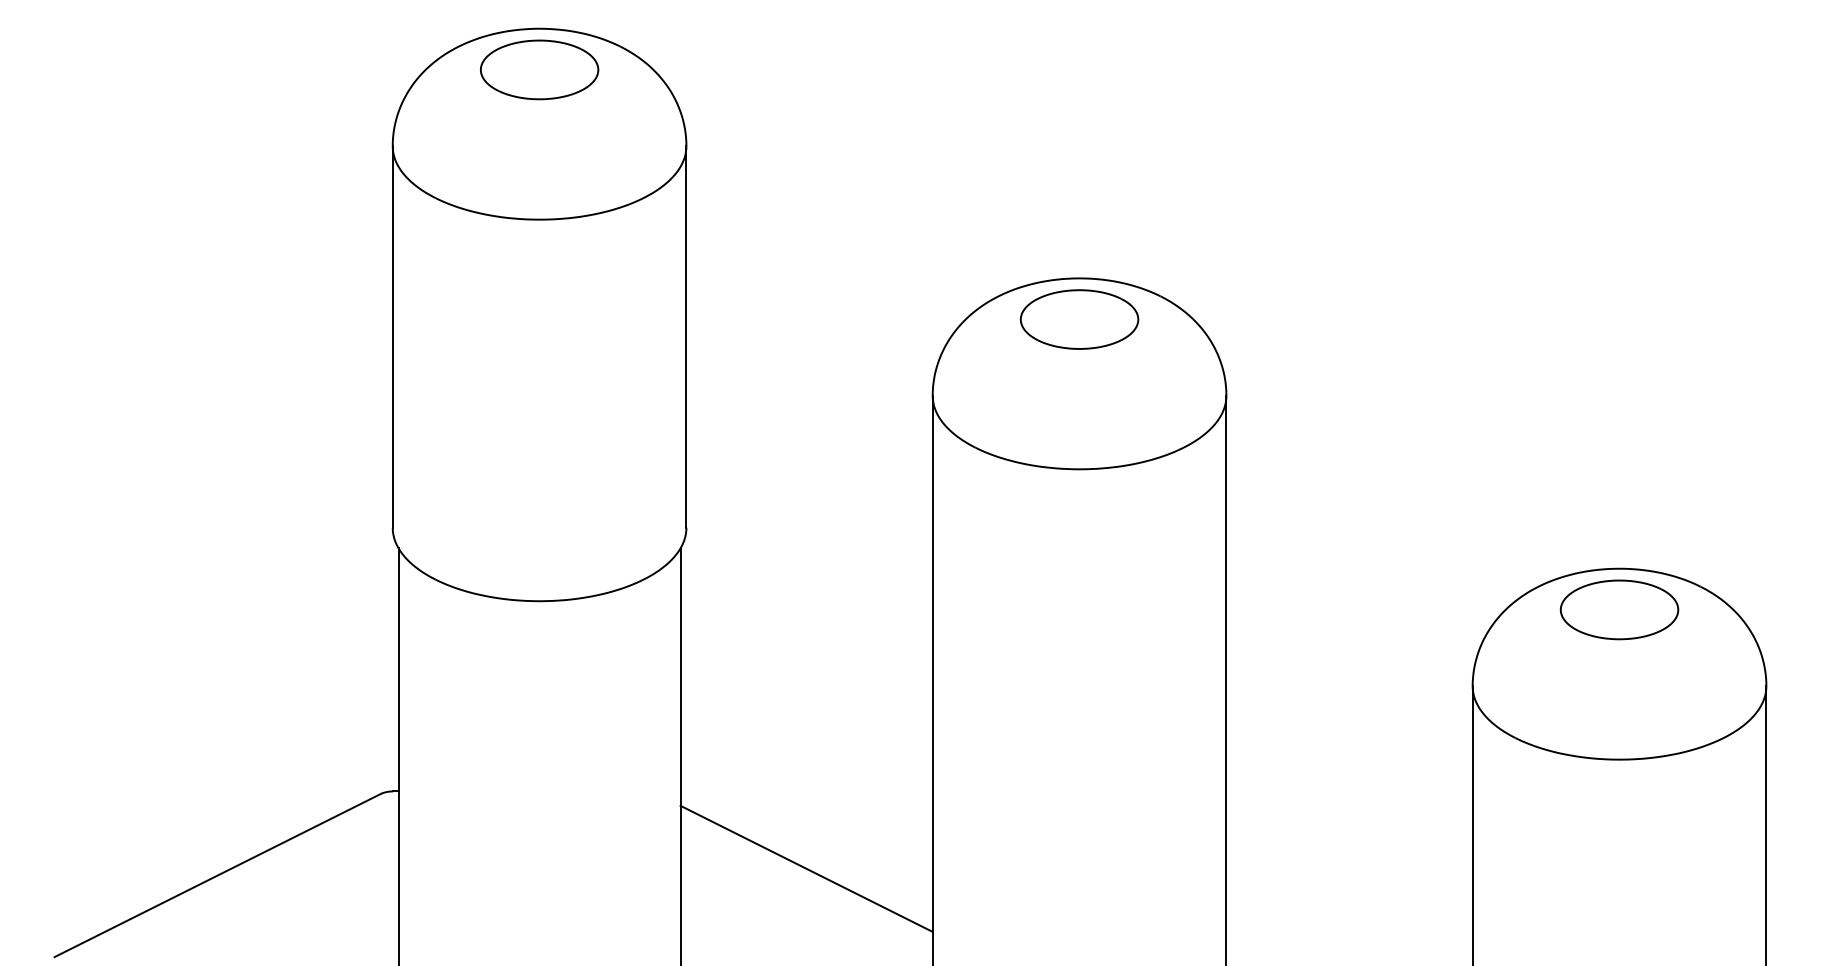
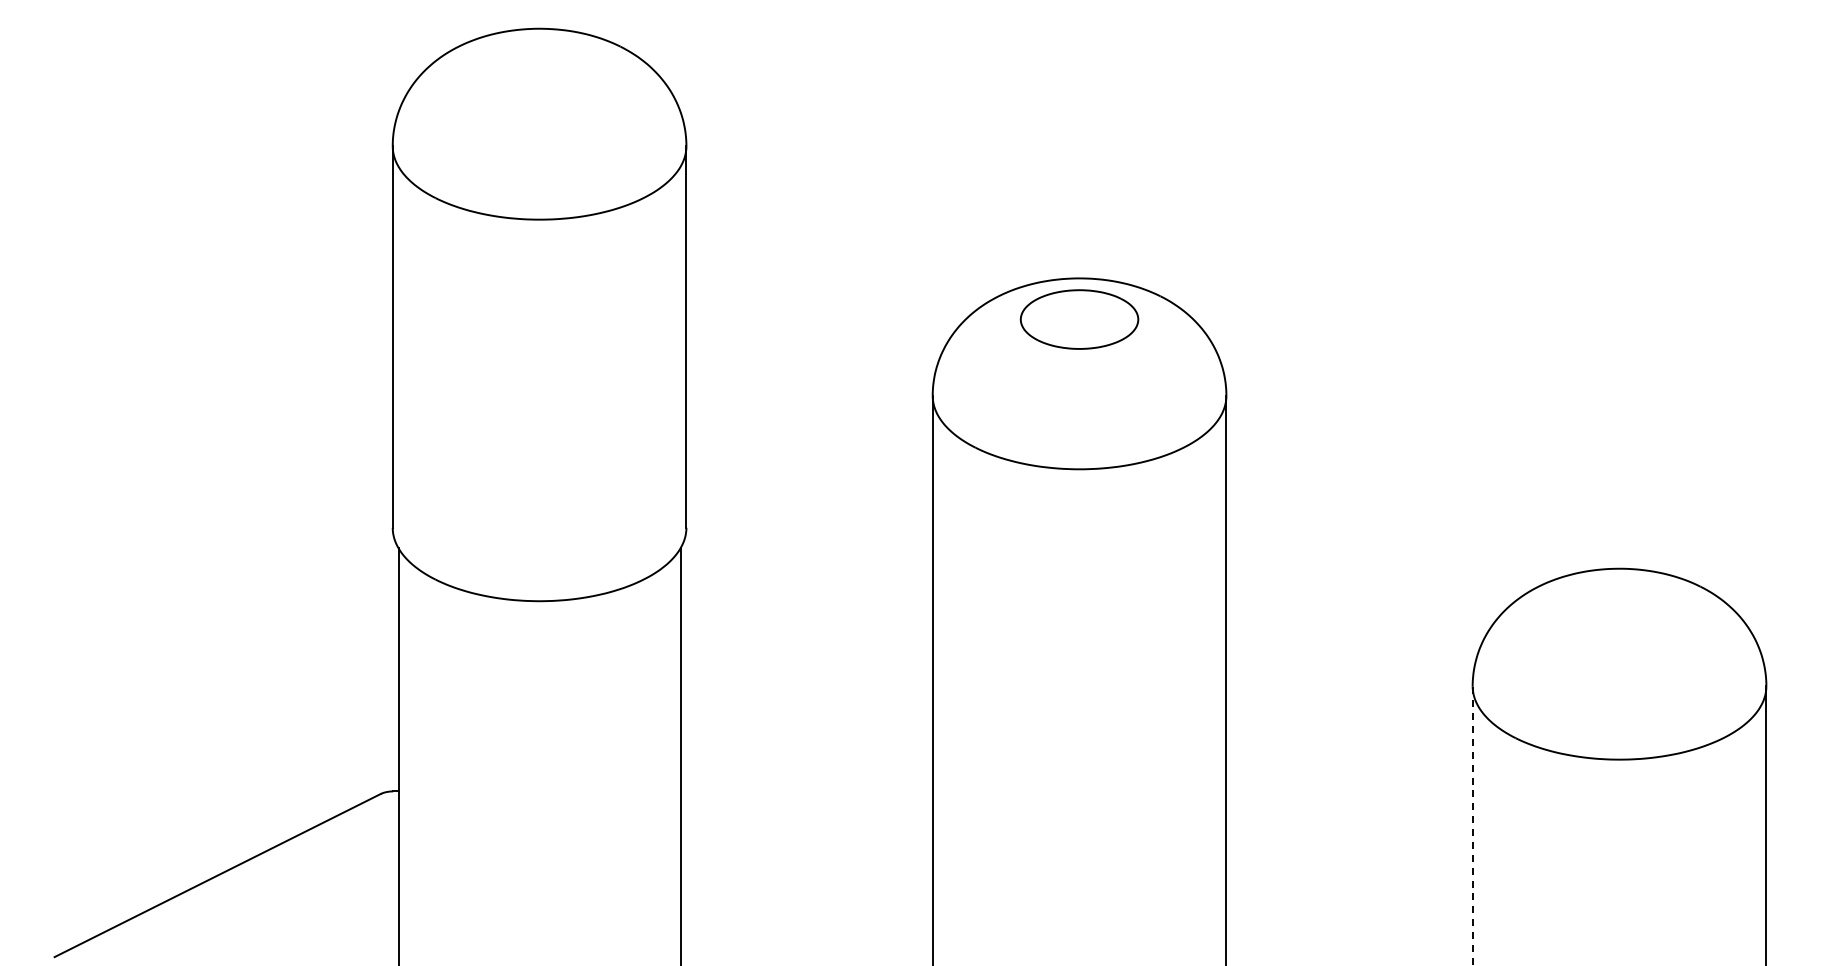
part: present -> none (539, 69)
part: present -> none (1619, 609)
line: solid -> dashed (1472, 826)
line: present -> none (806, 868)
